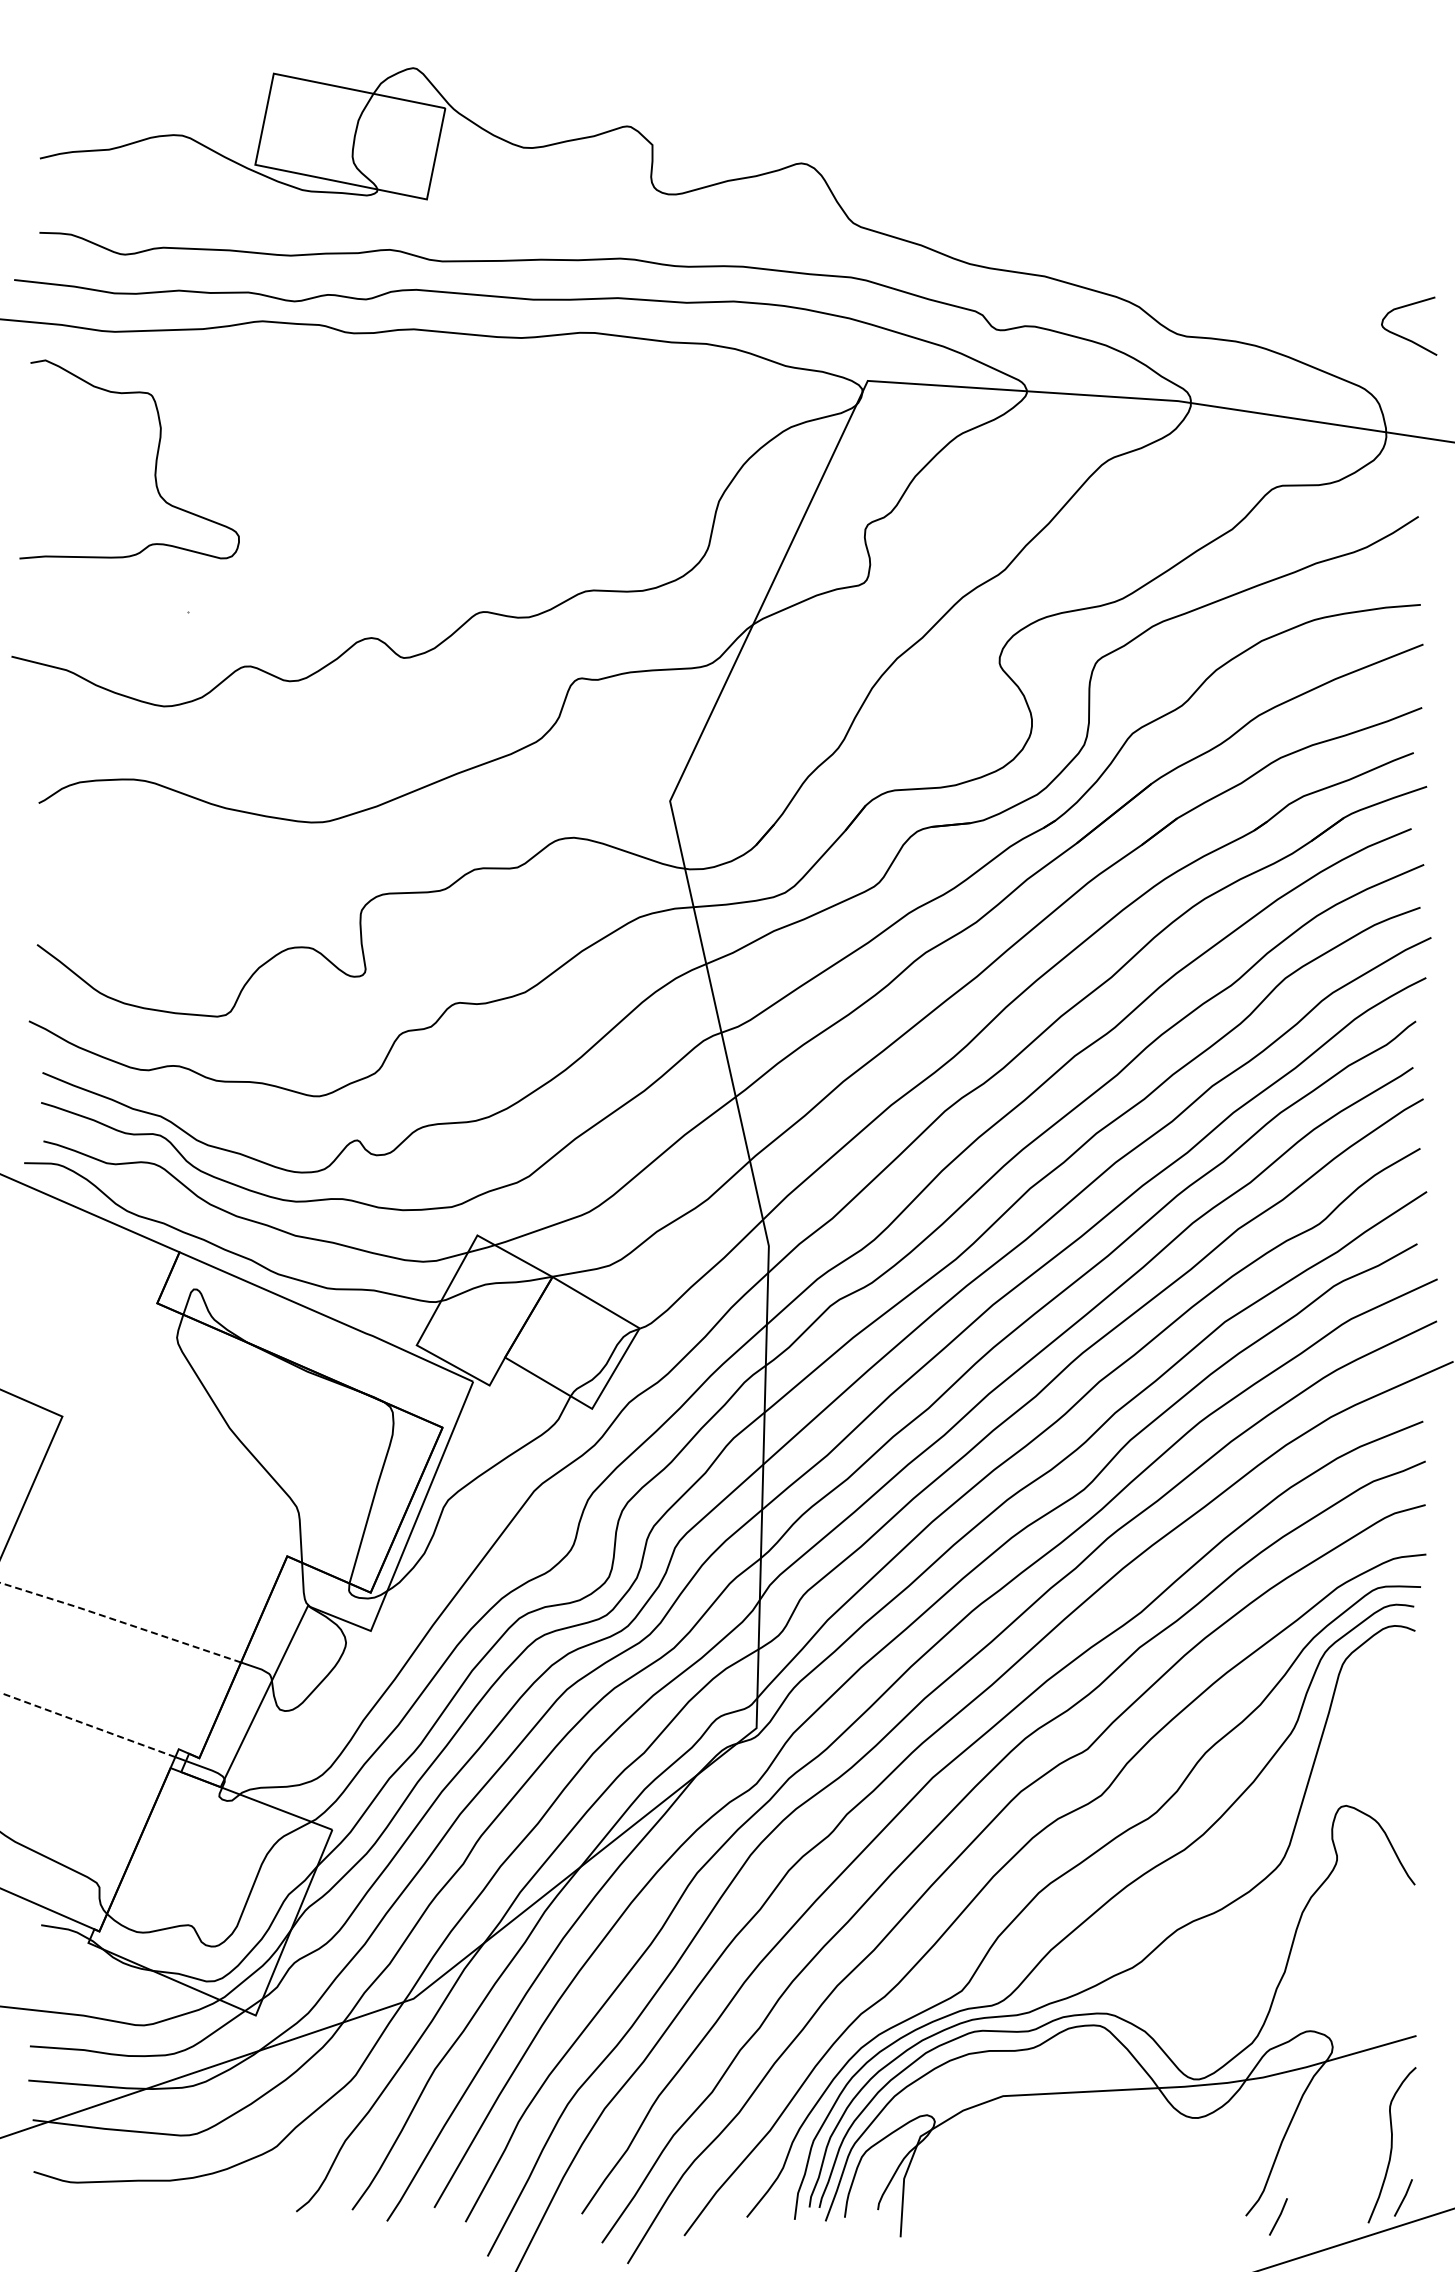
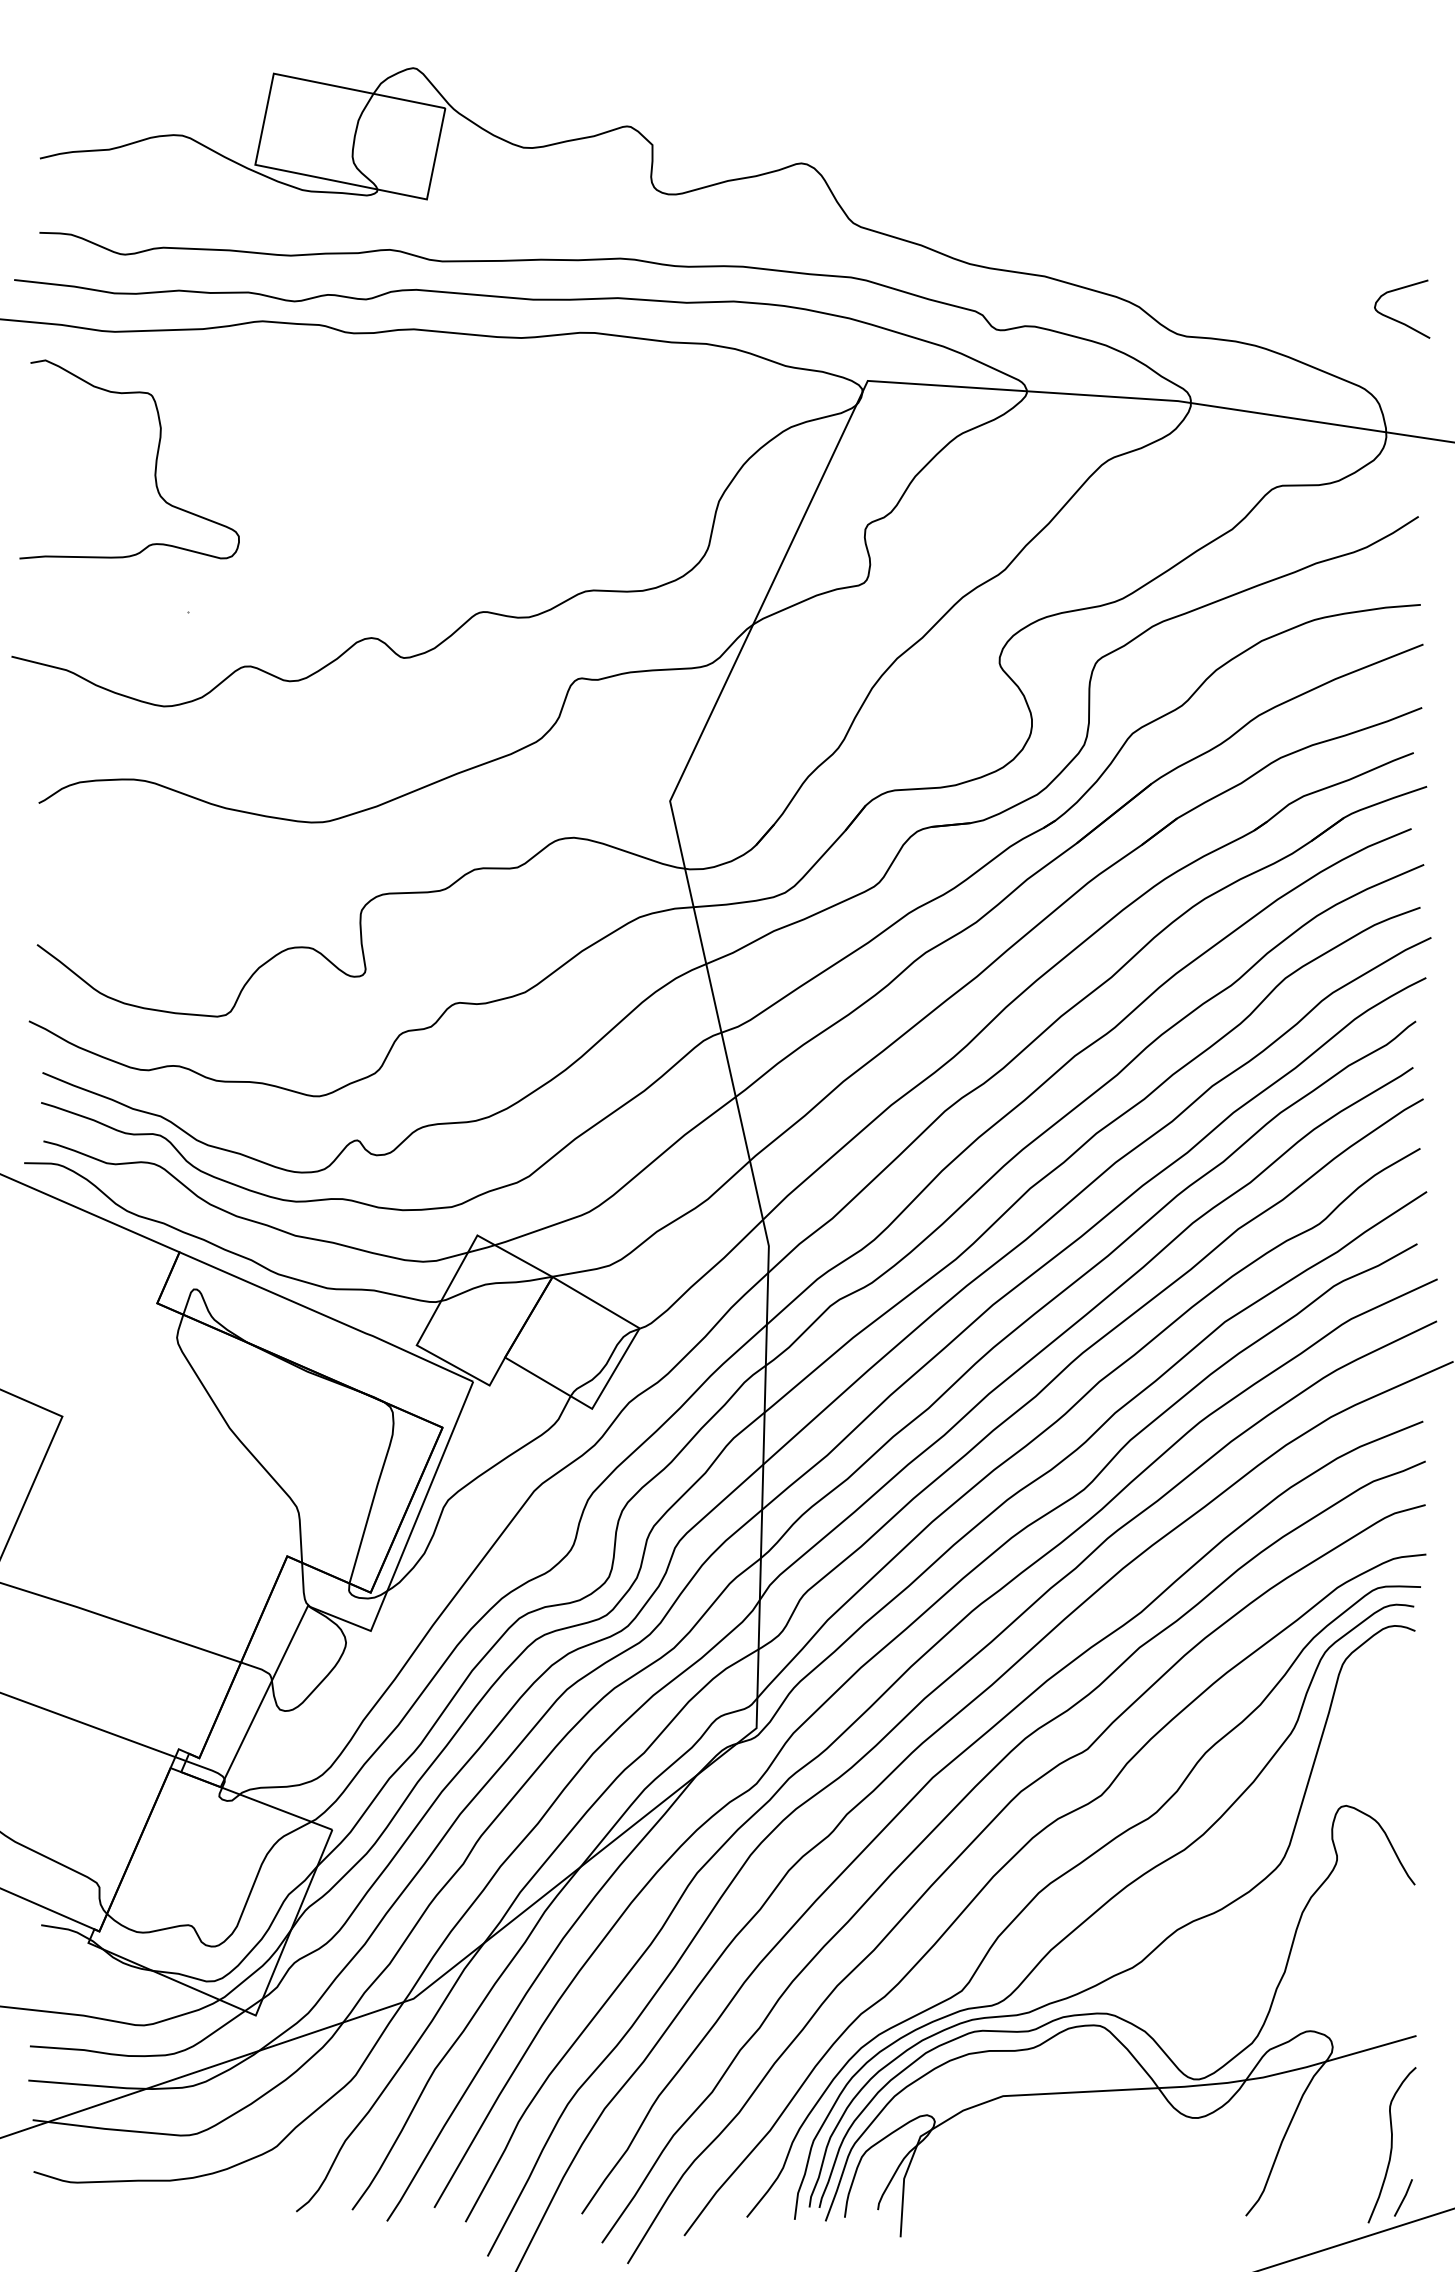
curve position: (1403, 336) -> (1396, 319) (1396, 319)
line: dashed -> solid (120, 1621)
line: dashed -> solid (87, 1724)
line: present -> none (1278, 2216)
